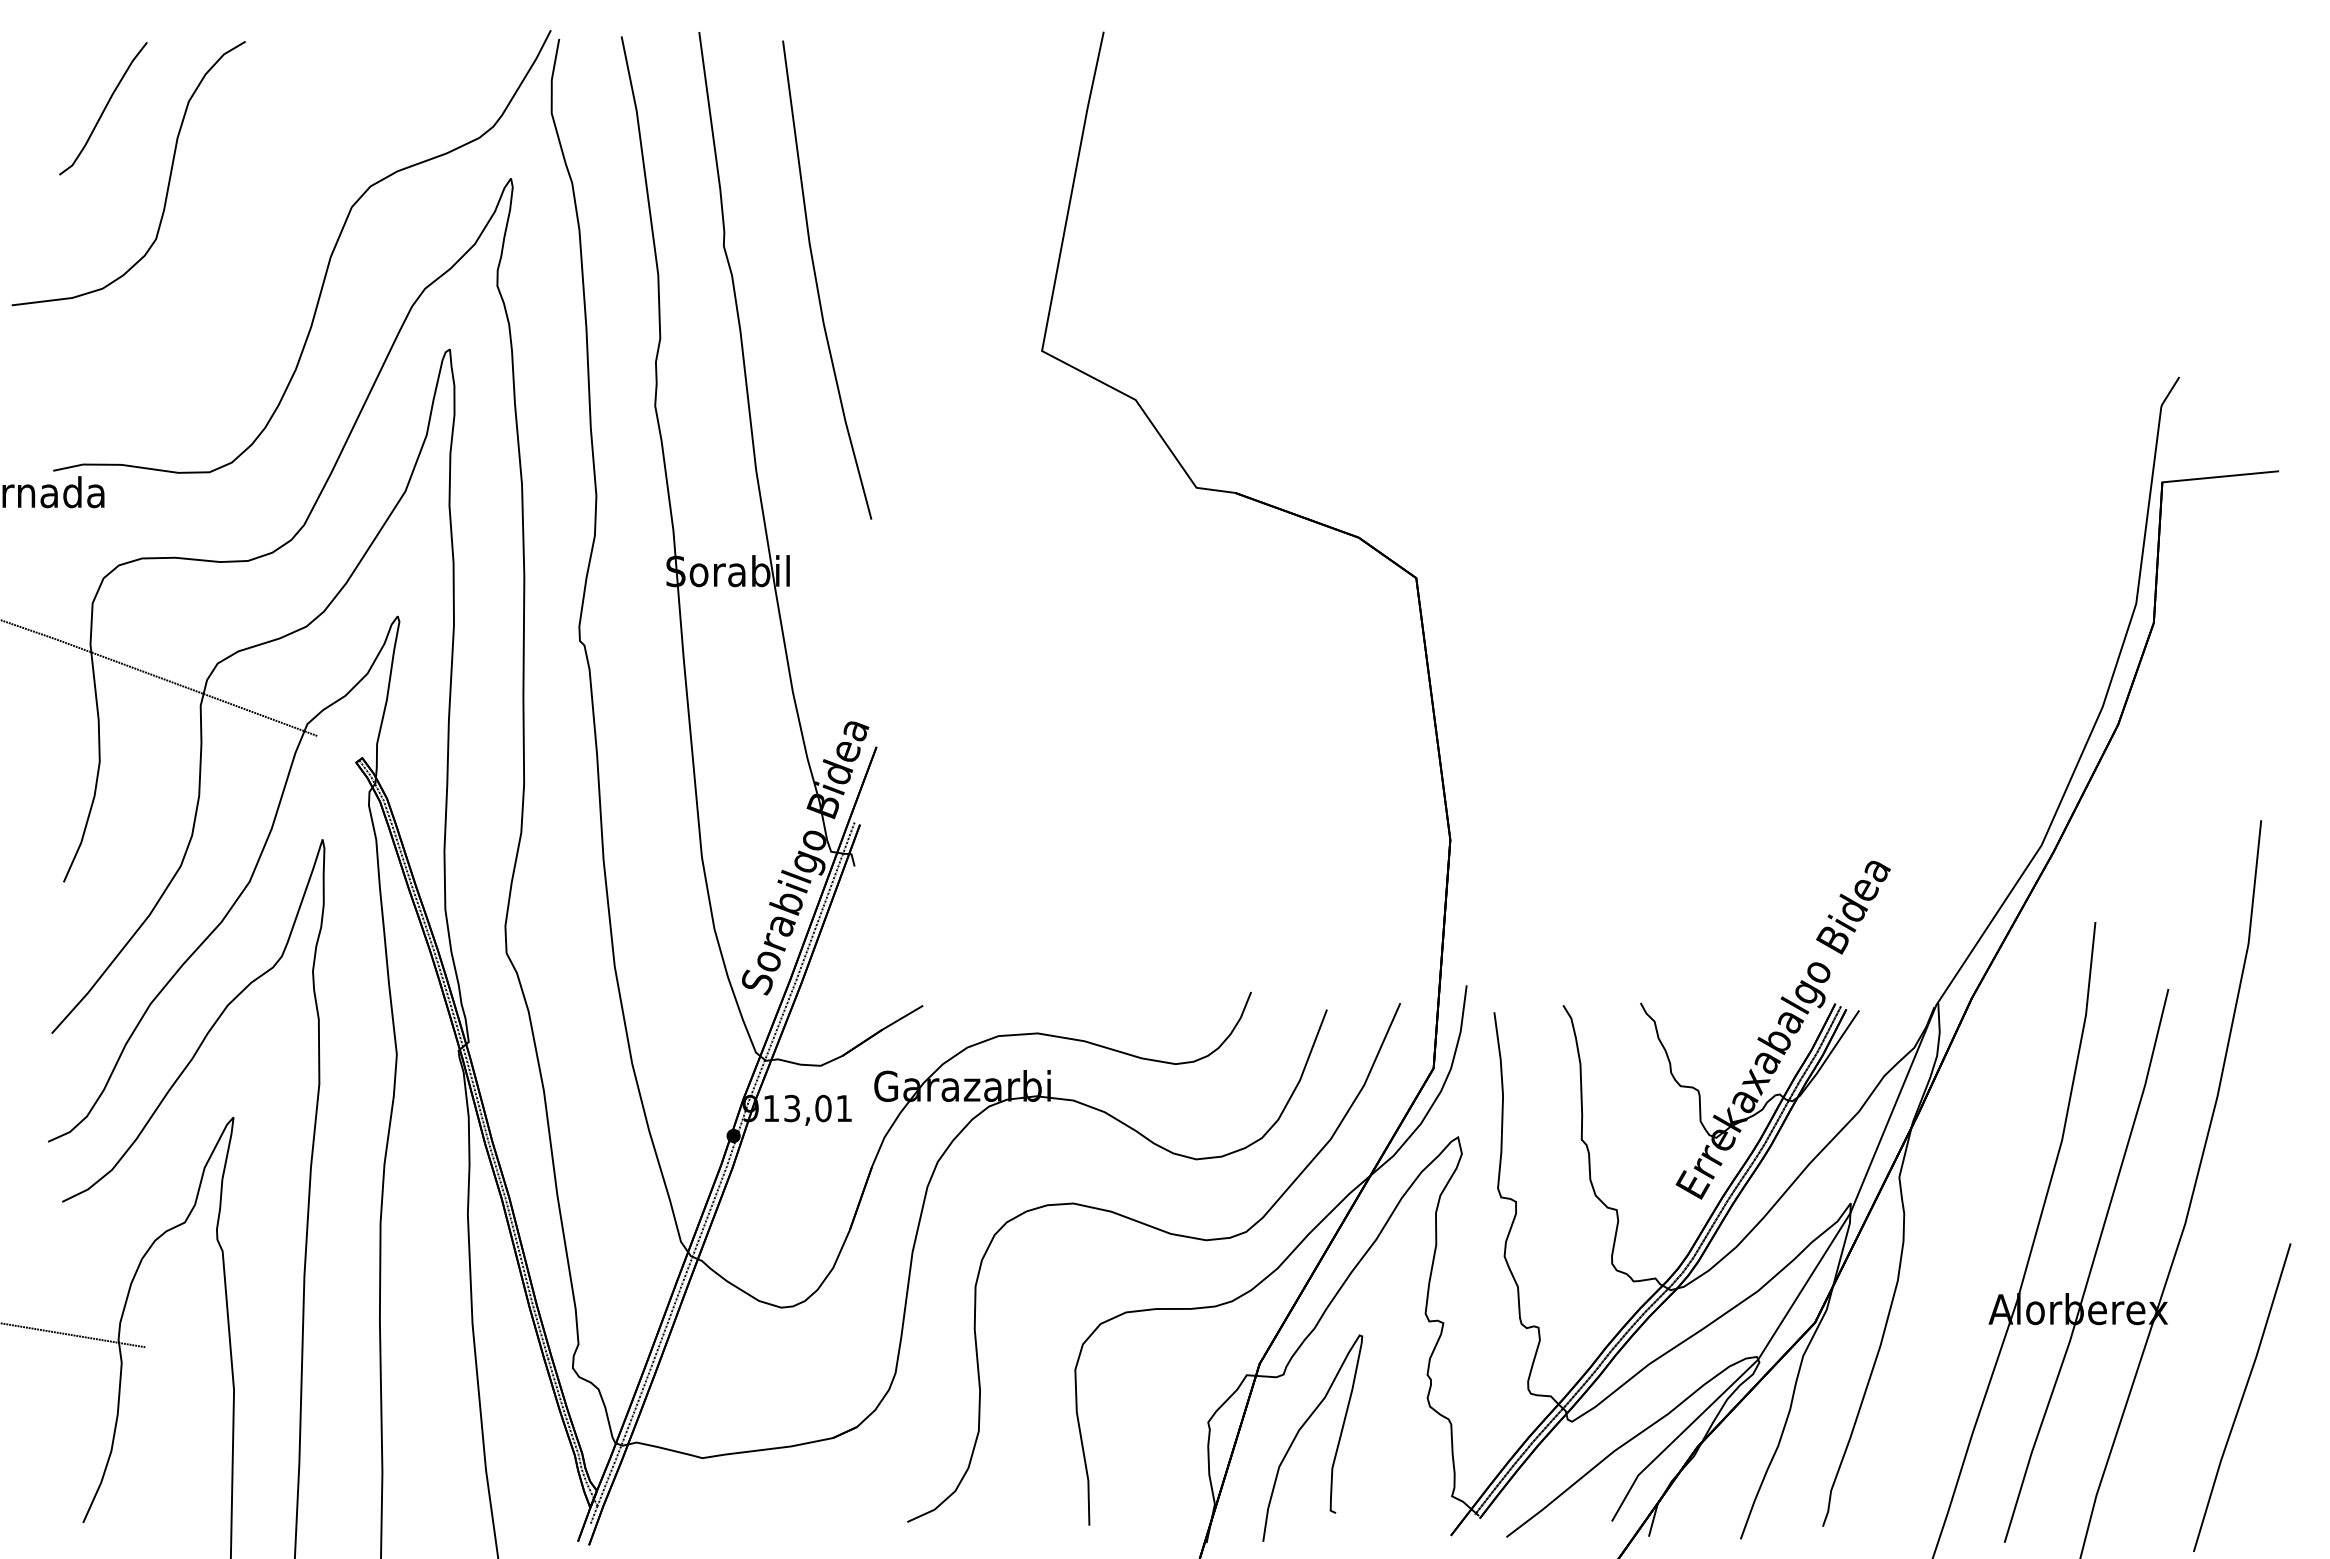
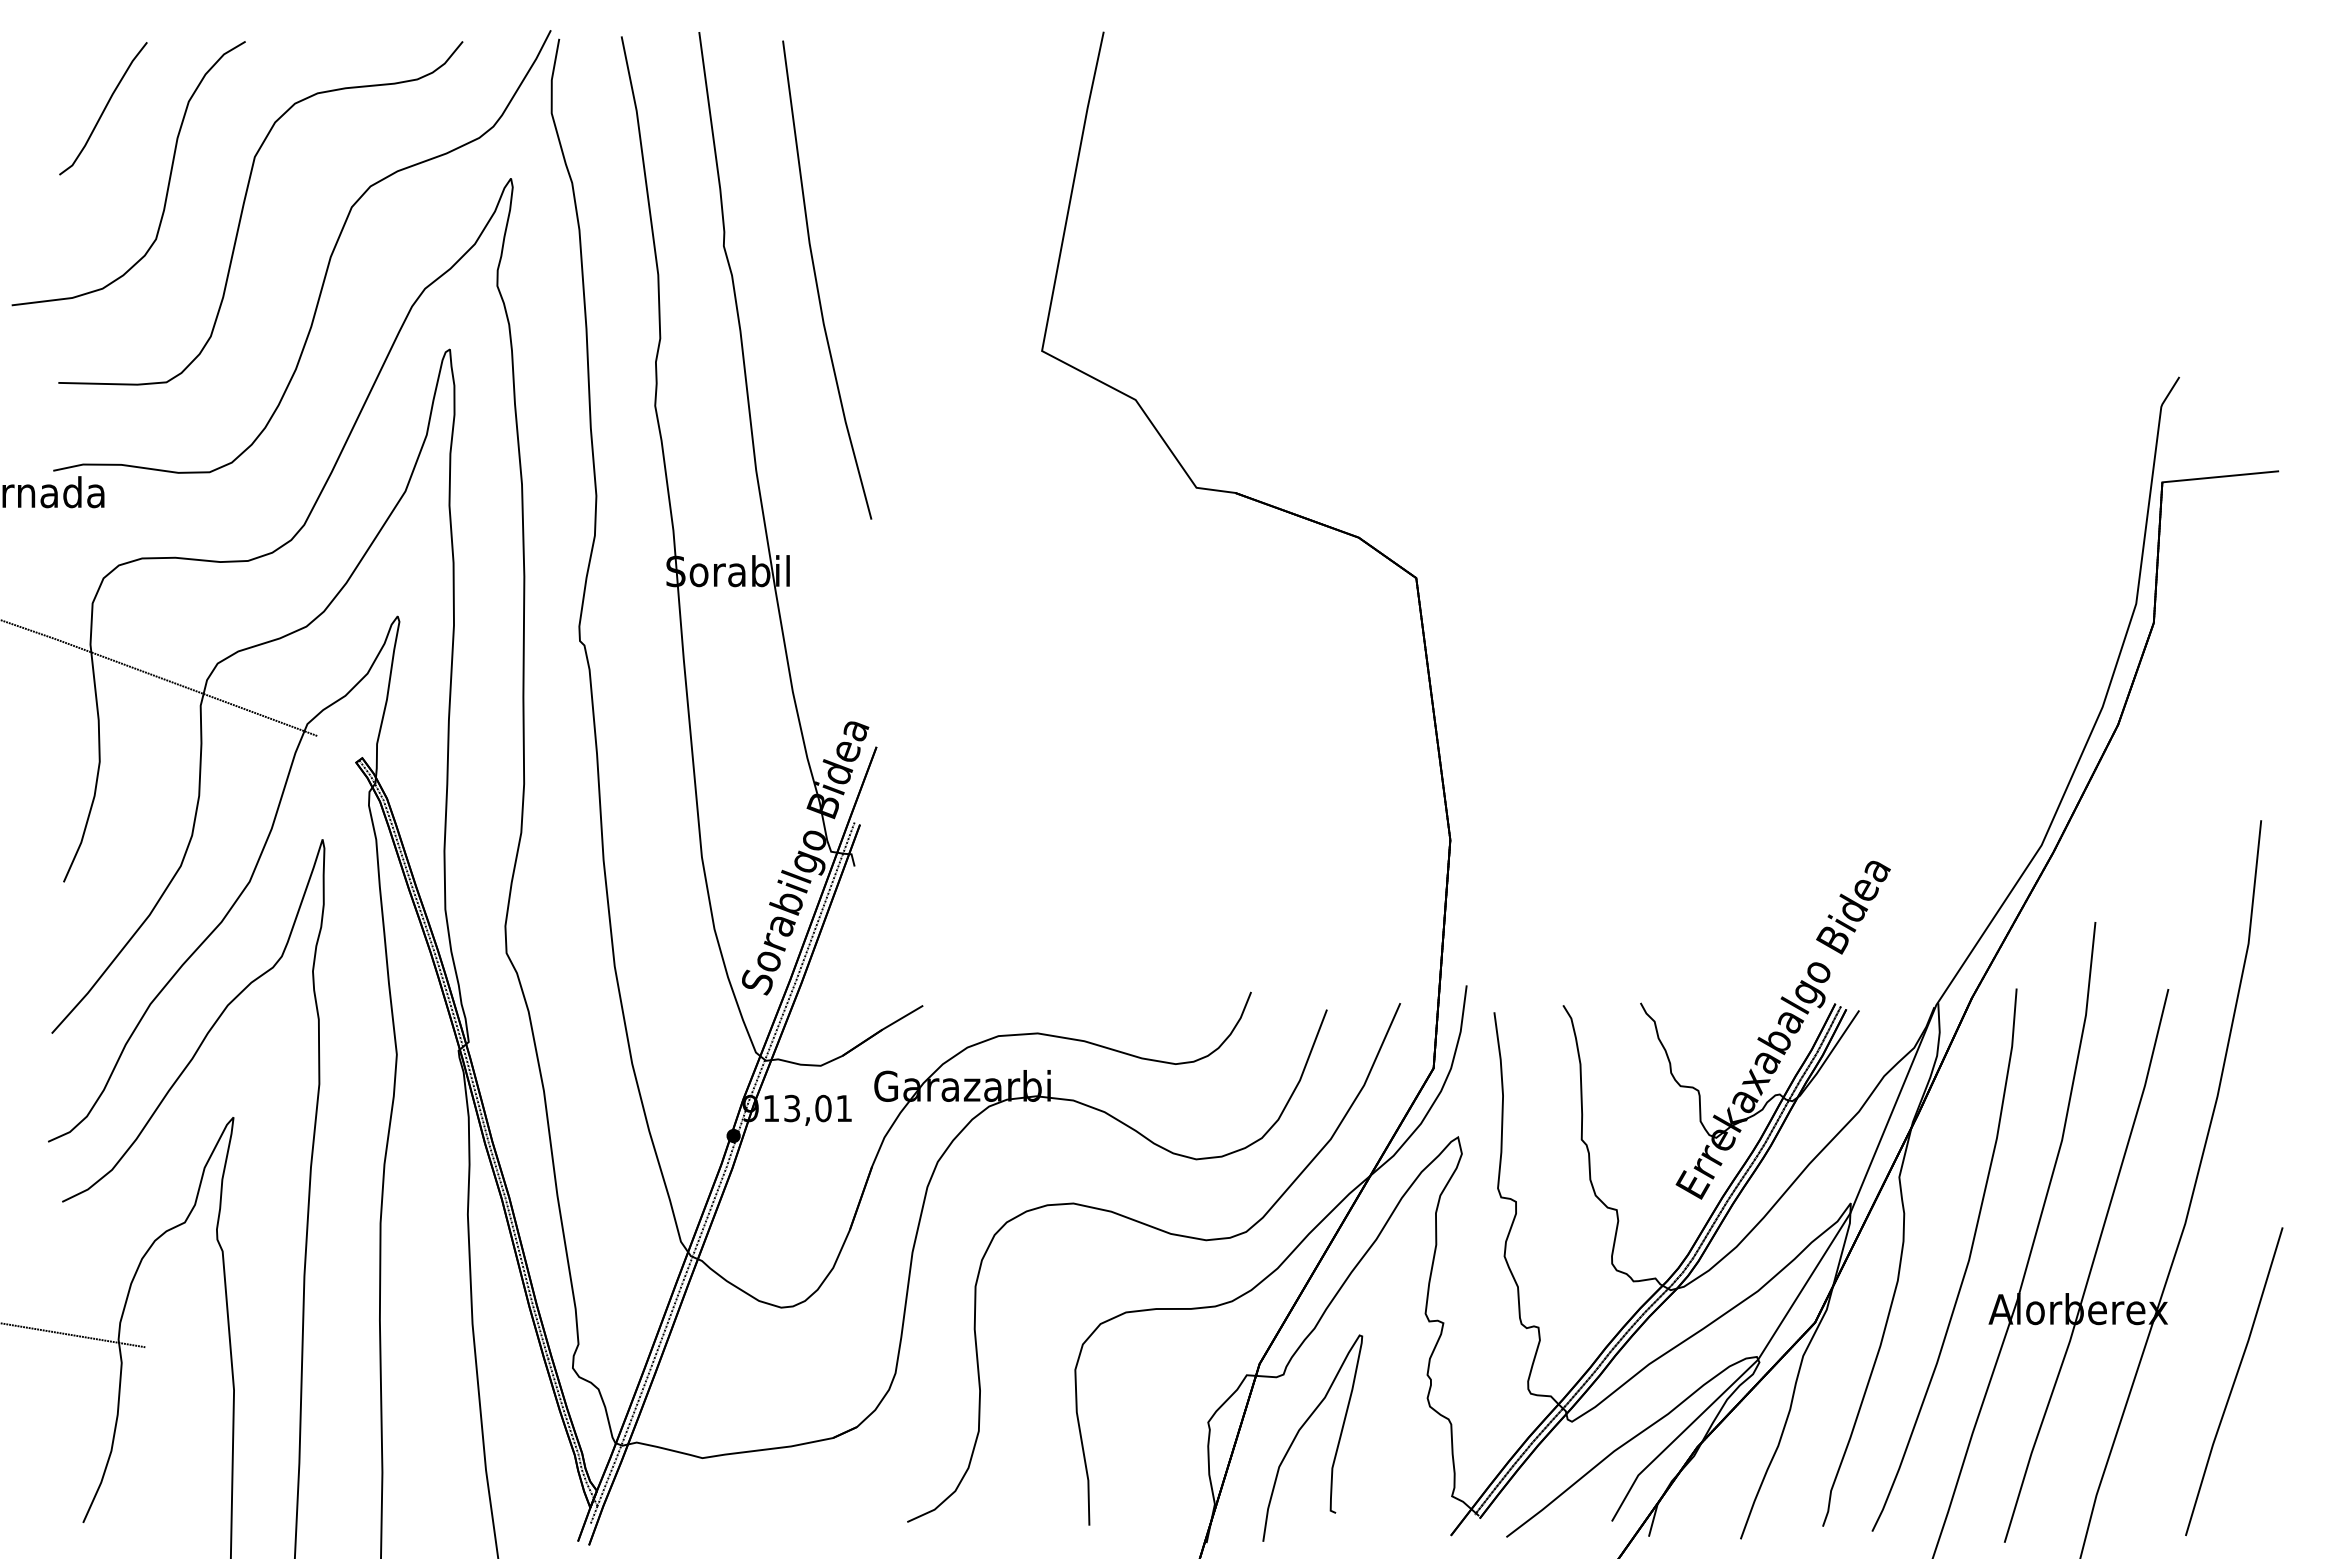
curve: none -> present (243, 210)
curve: none -> present (1965, 1267)
part position: (2242, 1397) -> (2234, 1381) (2234, 1381)
